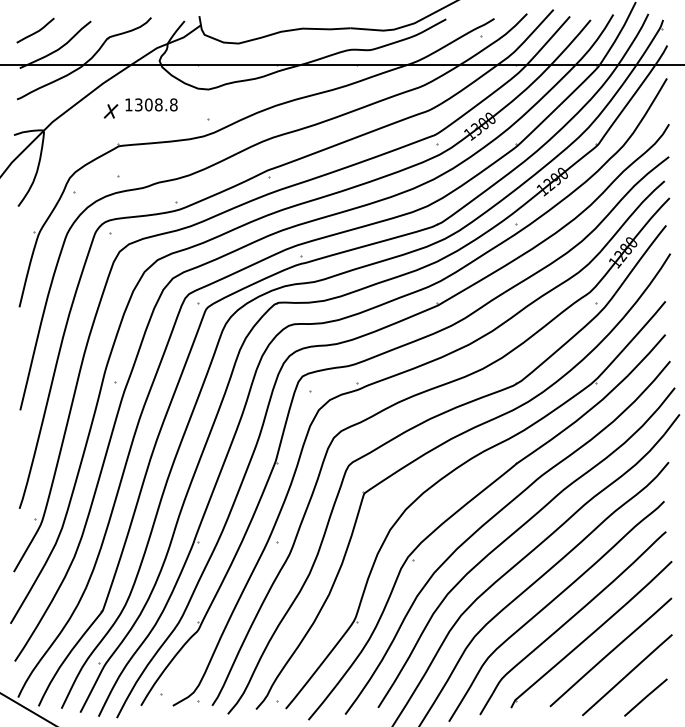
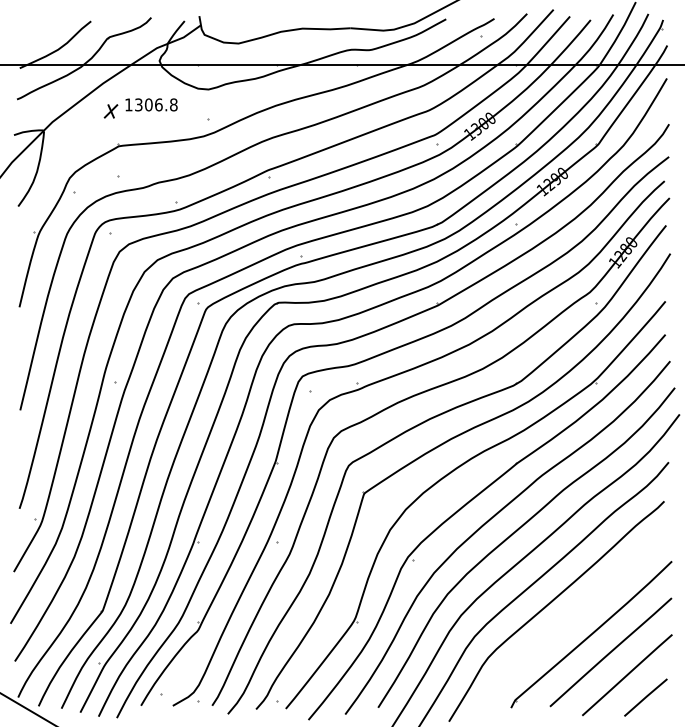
curve: present -> none (35, 31)
text: 1308.8 -> 1306.8 (158, 104)
curve: present -> none (570, 620)
